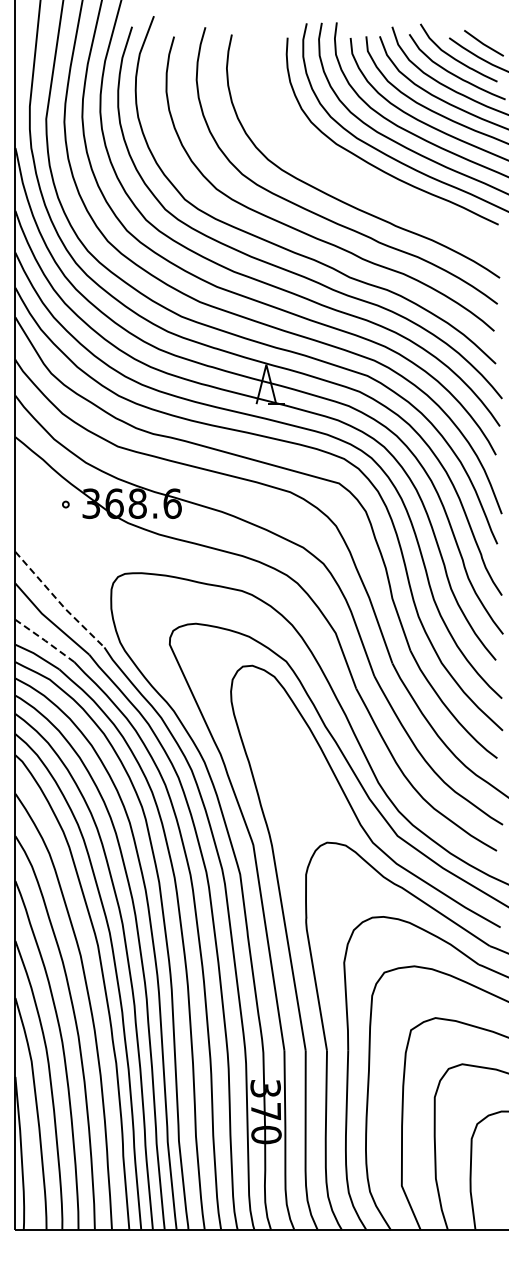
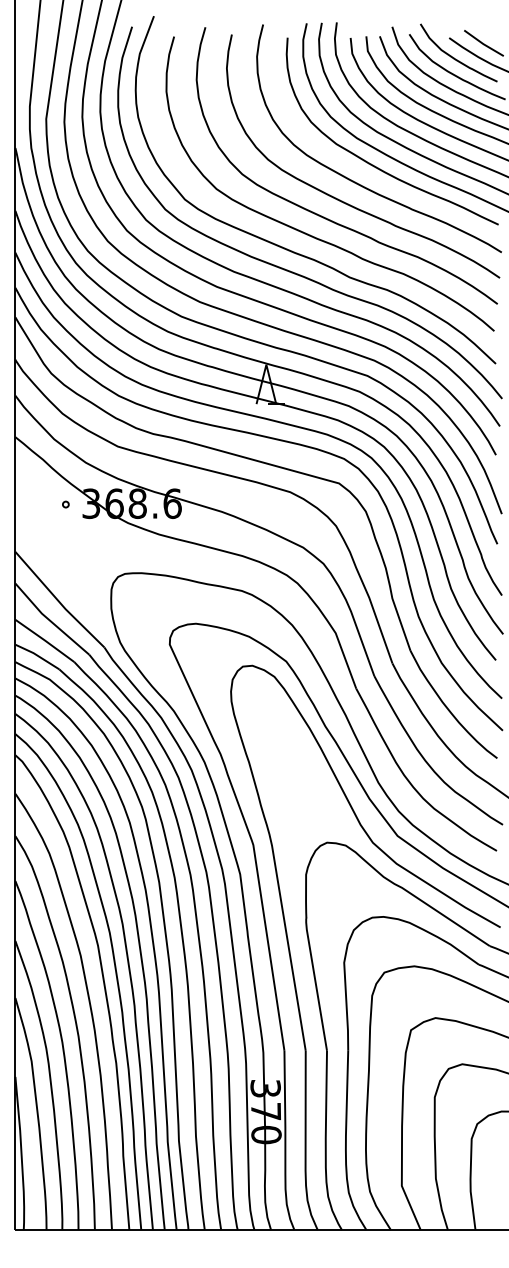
curve: none -> present (357, 182)
line: dashed -> solid (59, 601)
line: dashed -> solid (45, 640)
